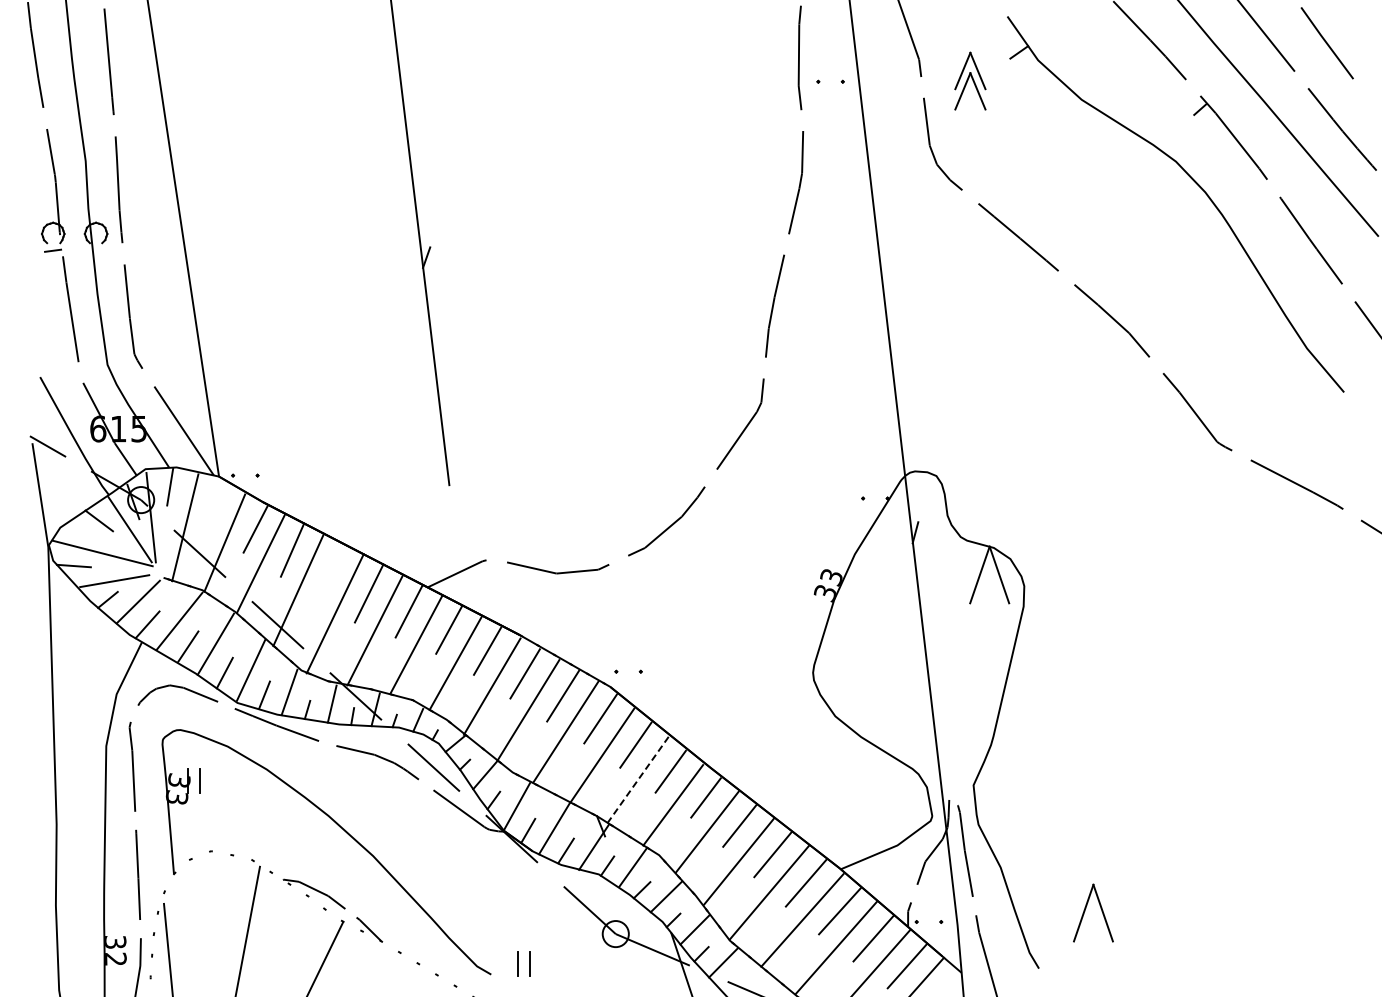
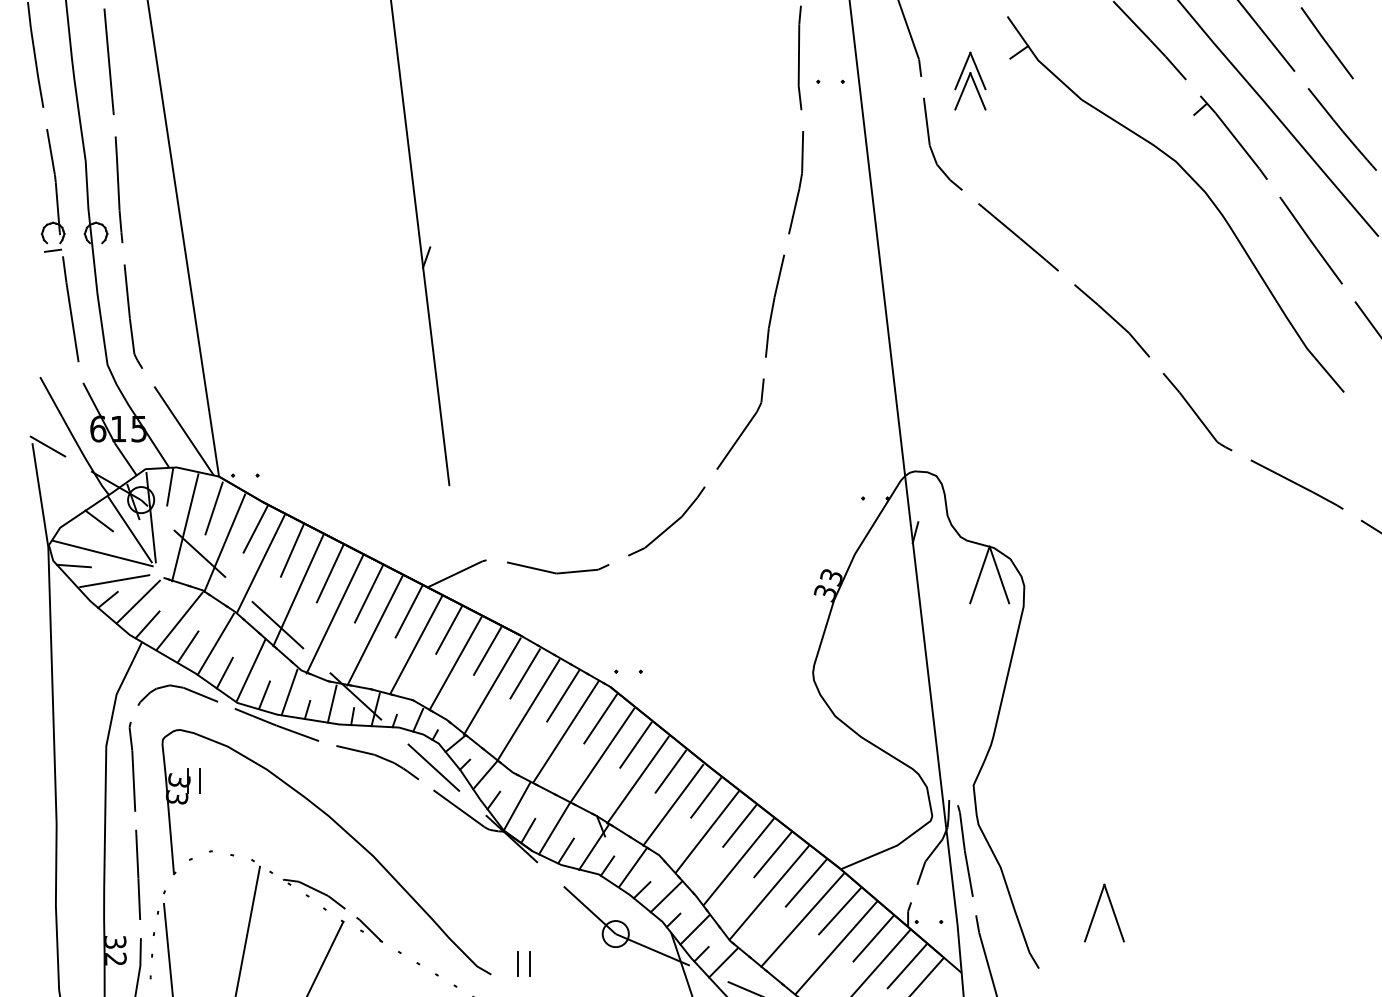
line: none -> present (213, 508)
line: none -> present (329, 573)
line: dashed -> solid (637, 780)
part position: (1086, 908) -> (1097, 908) (1097, 908)
